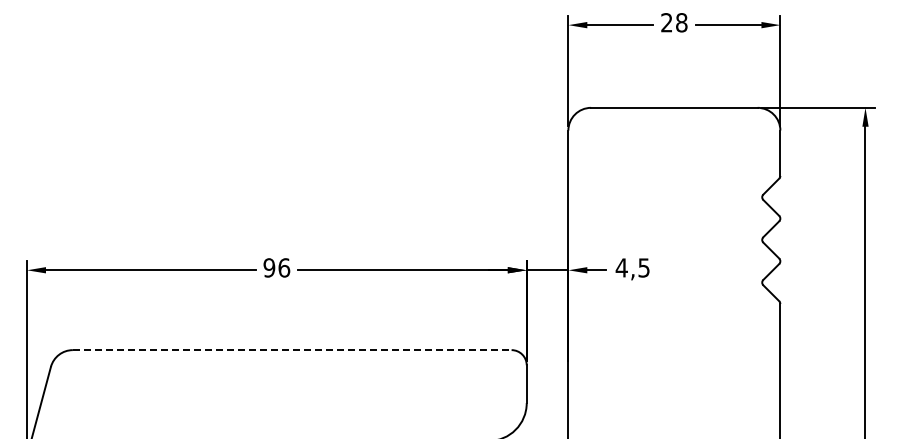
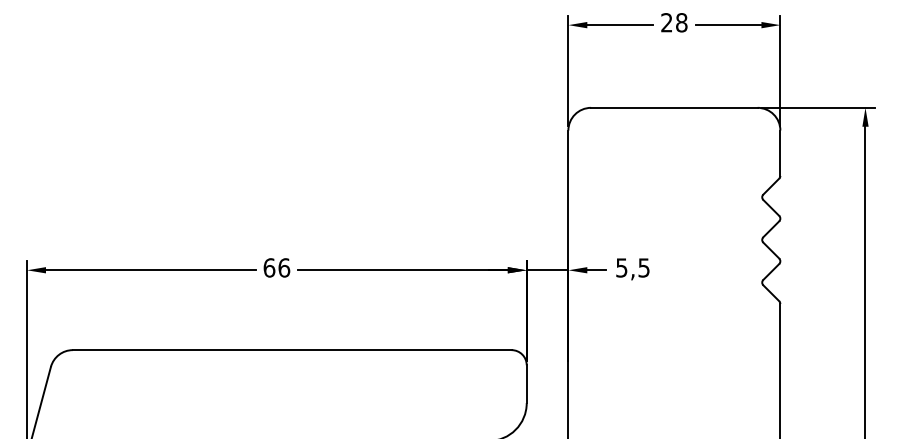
text: 96 -> 66 (269, 267)
text: 4,5 -> 5,5 (621, 267)
line: dashed -> solid (292, 350)
